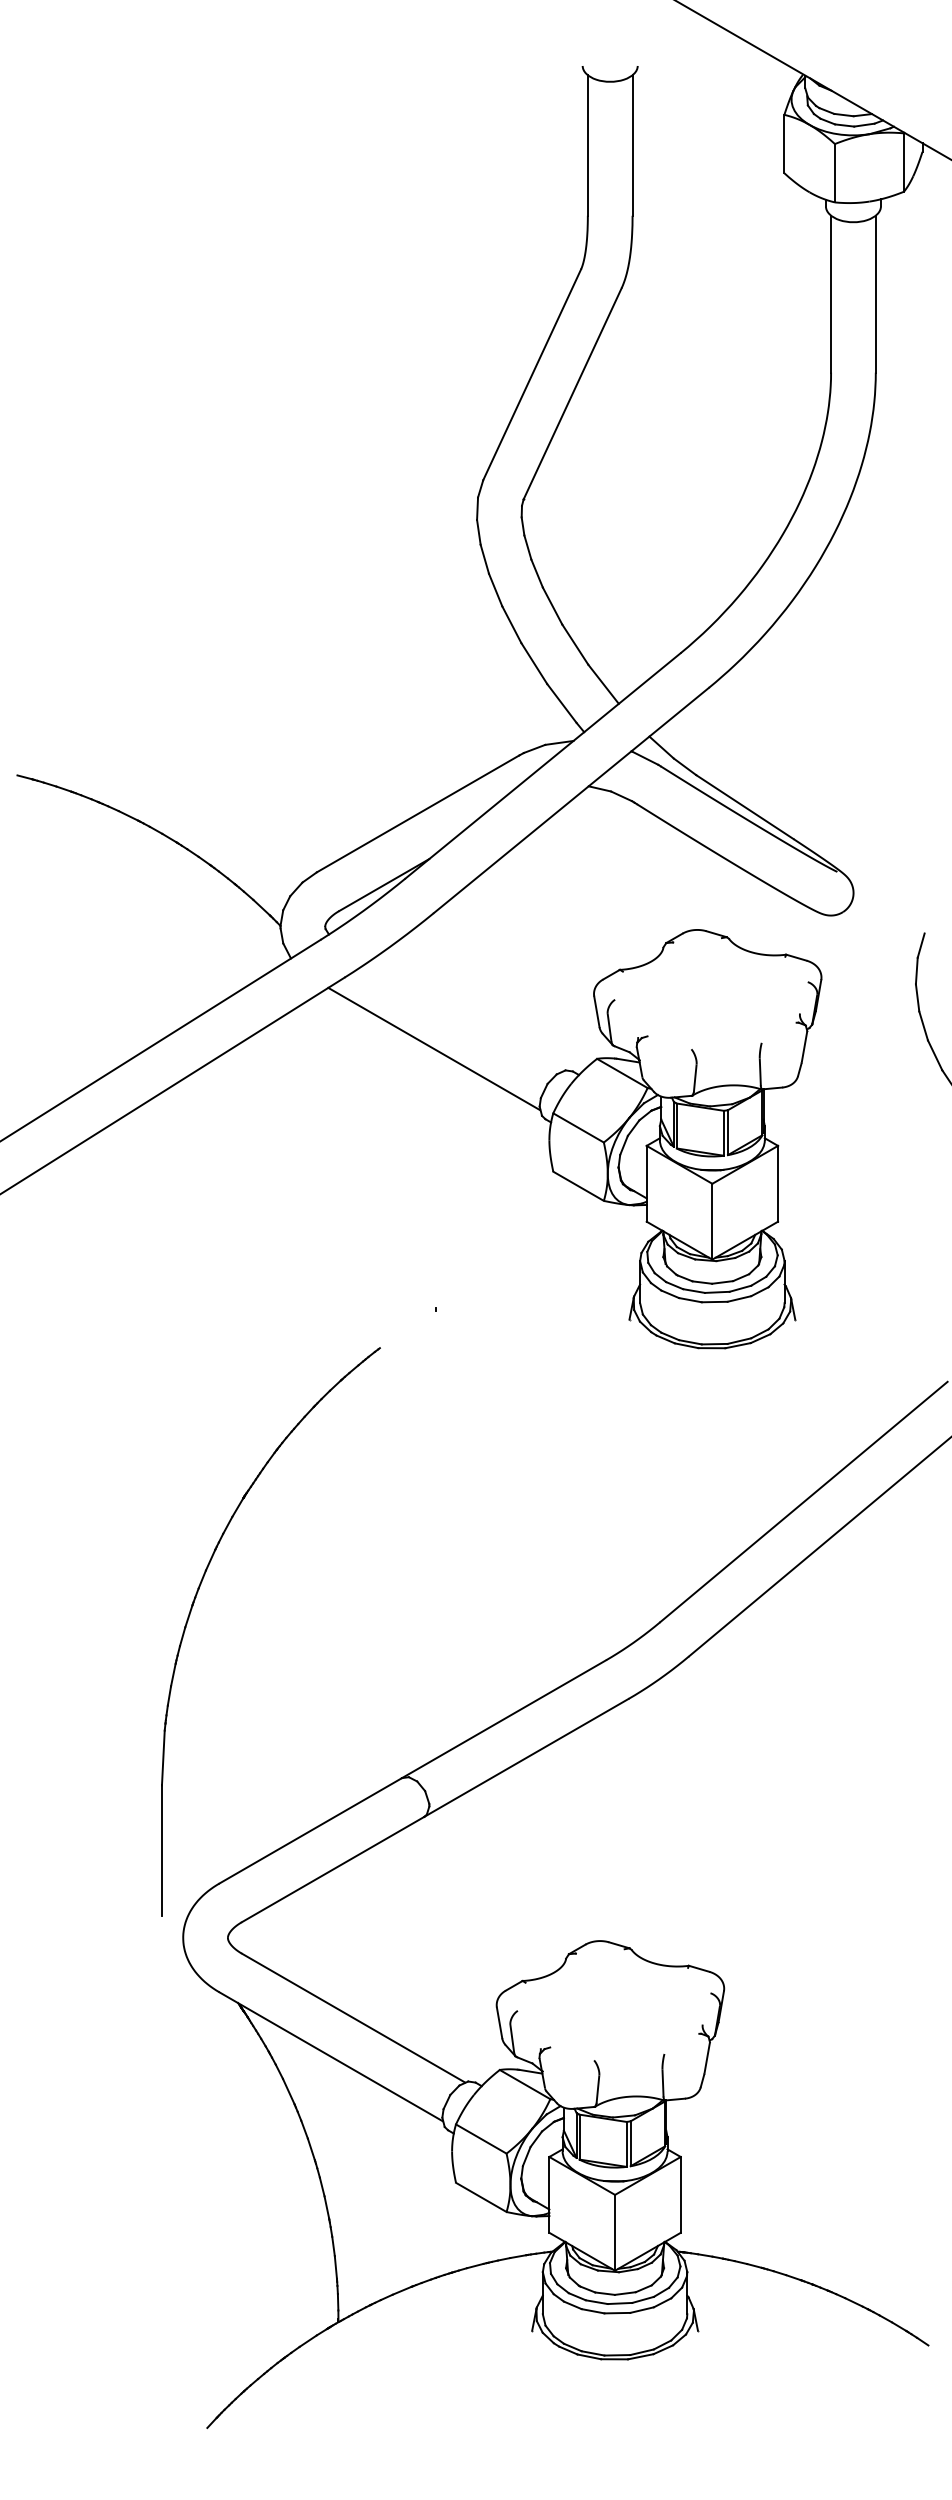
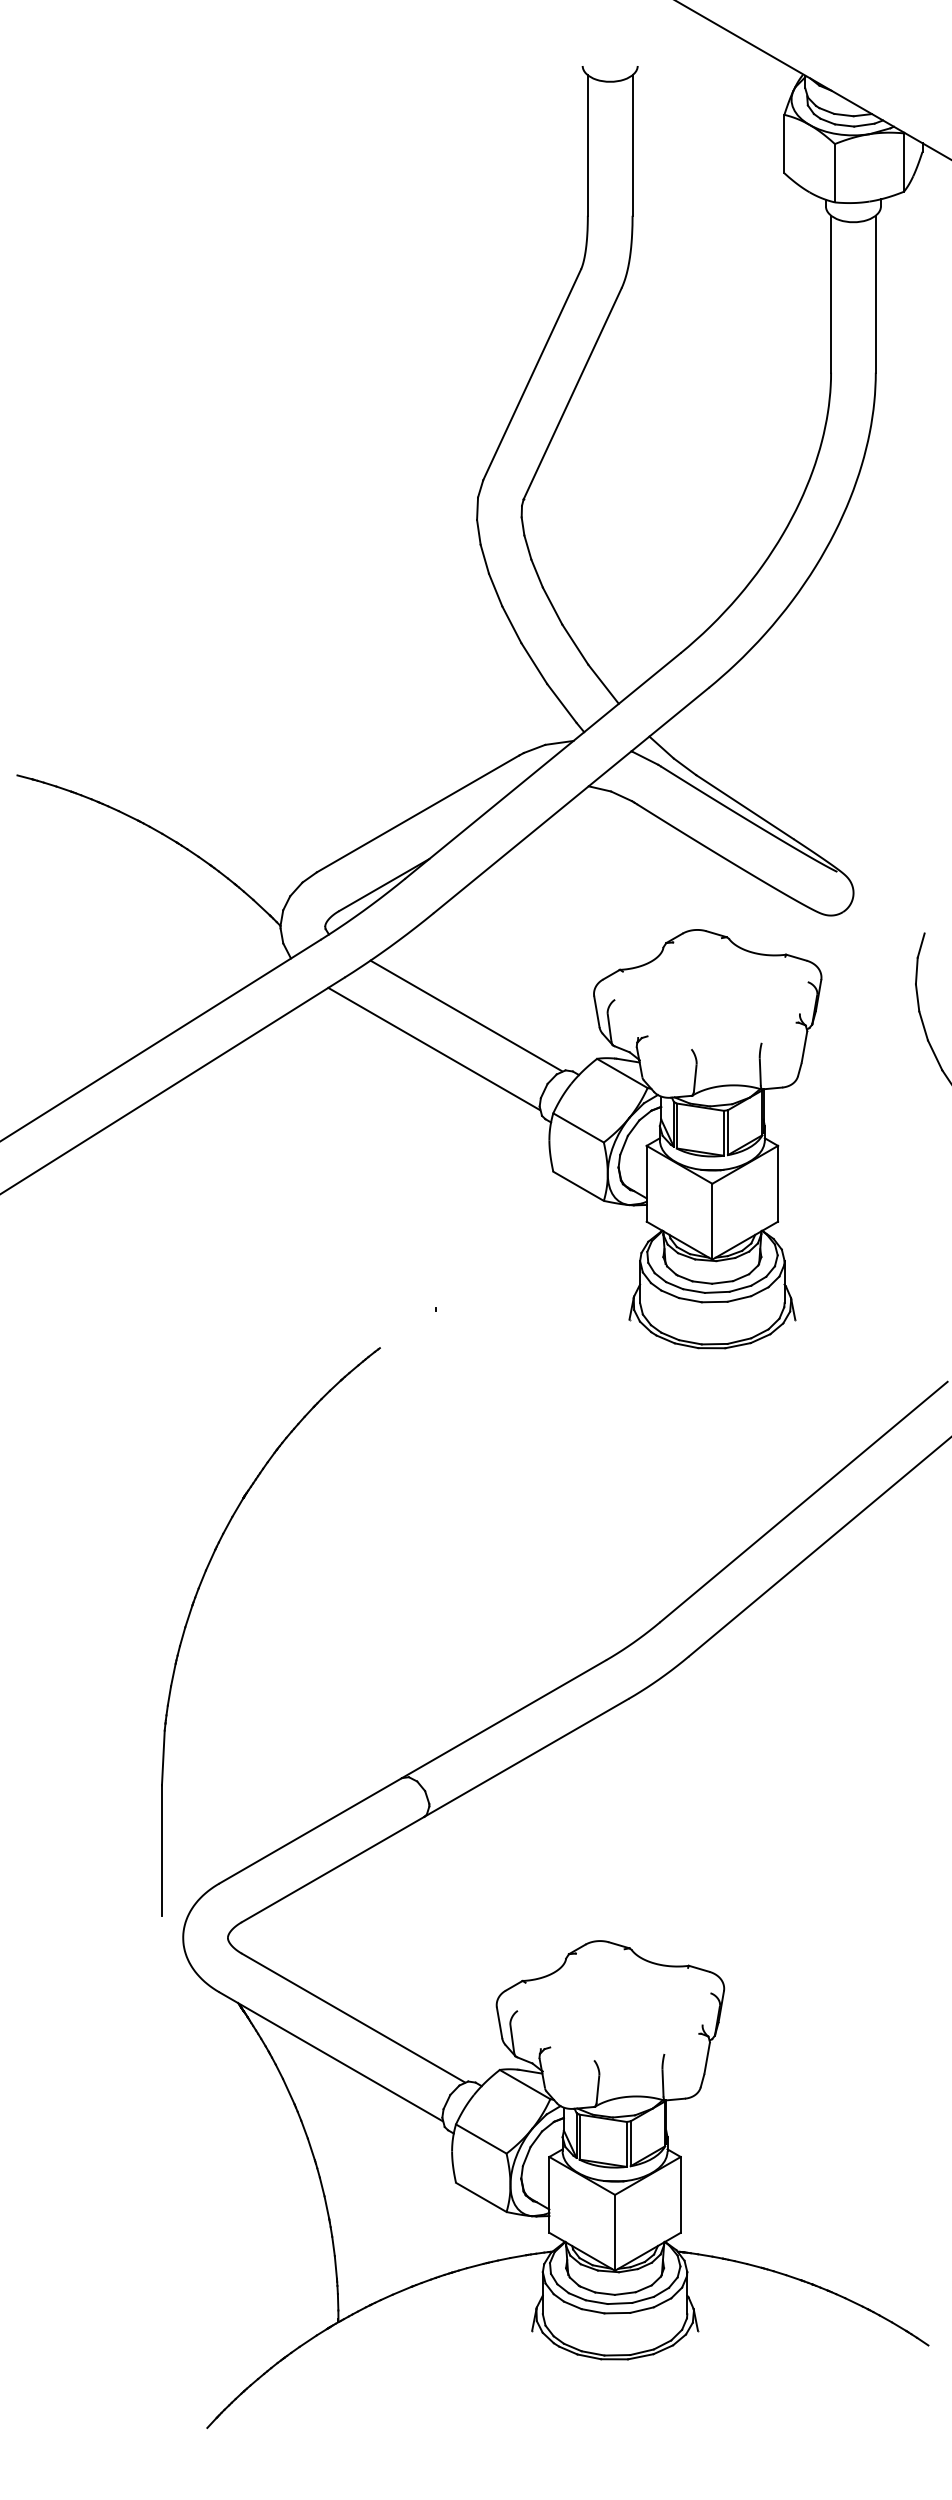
line: none -> present (466, 1015)
